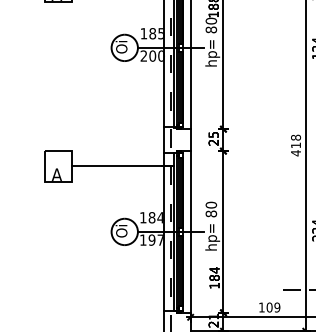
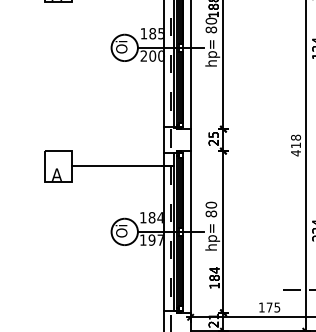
text: 109 -> 175 (273, 307)
